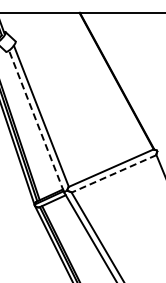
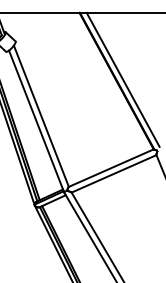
line: none -> present (122, 79)
line: dashed -> solid (36, 121)
line: dashed -> solid (113, 174)
